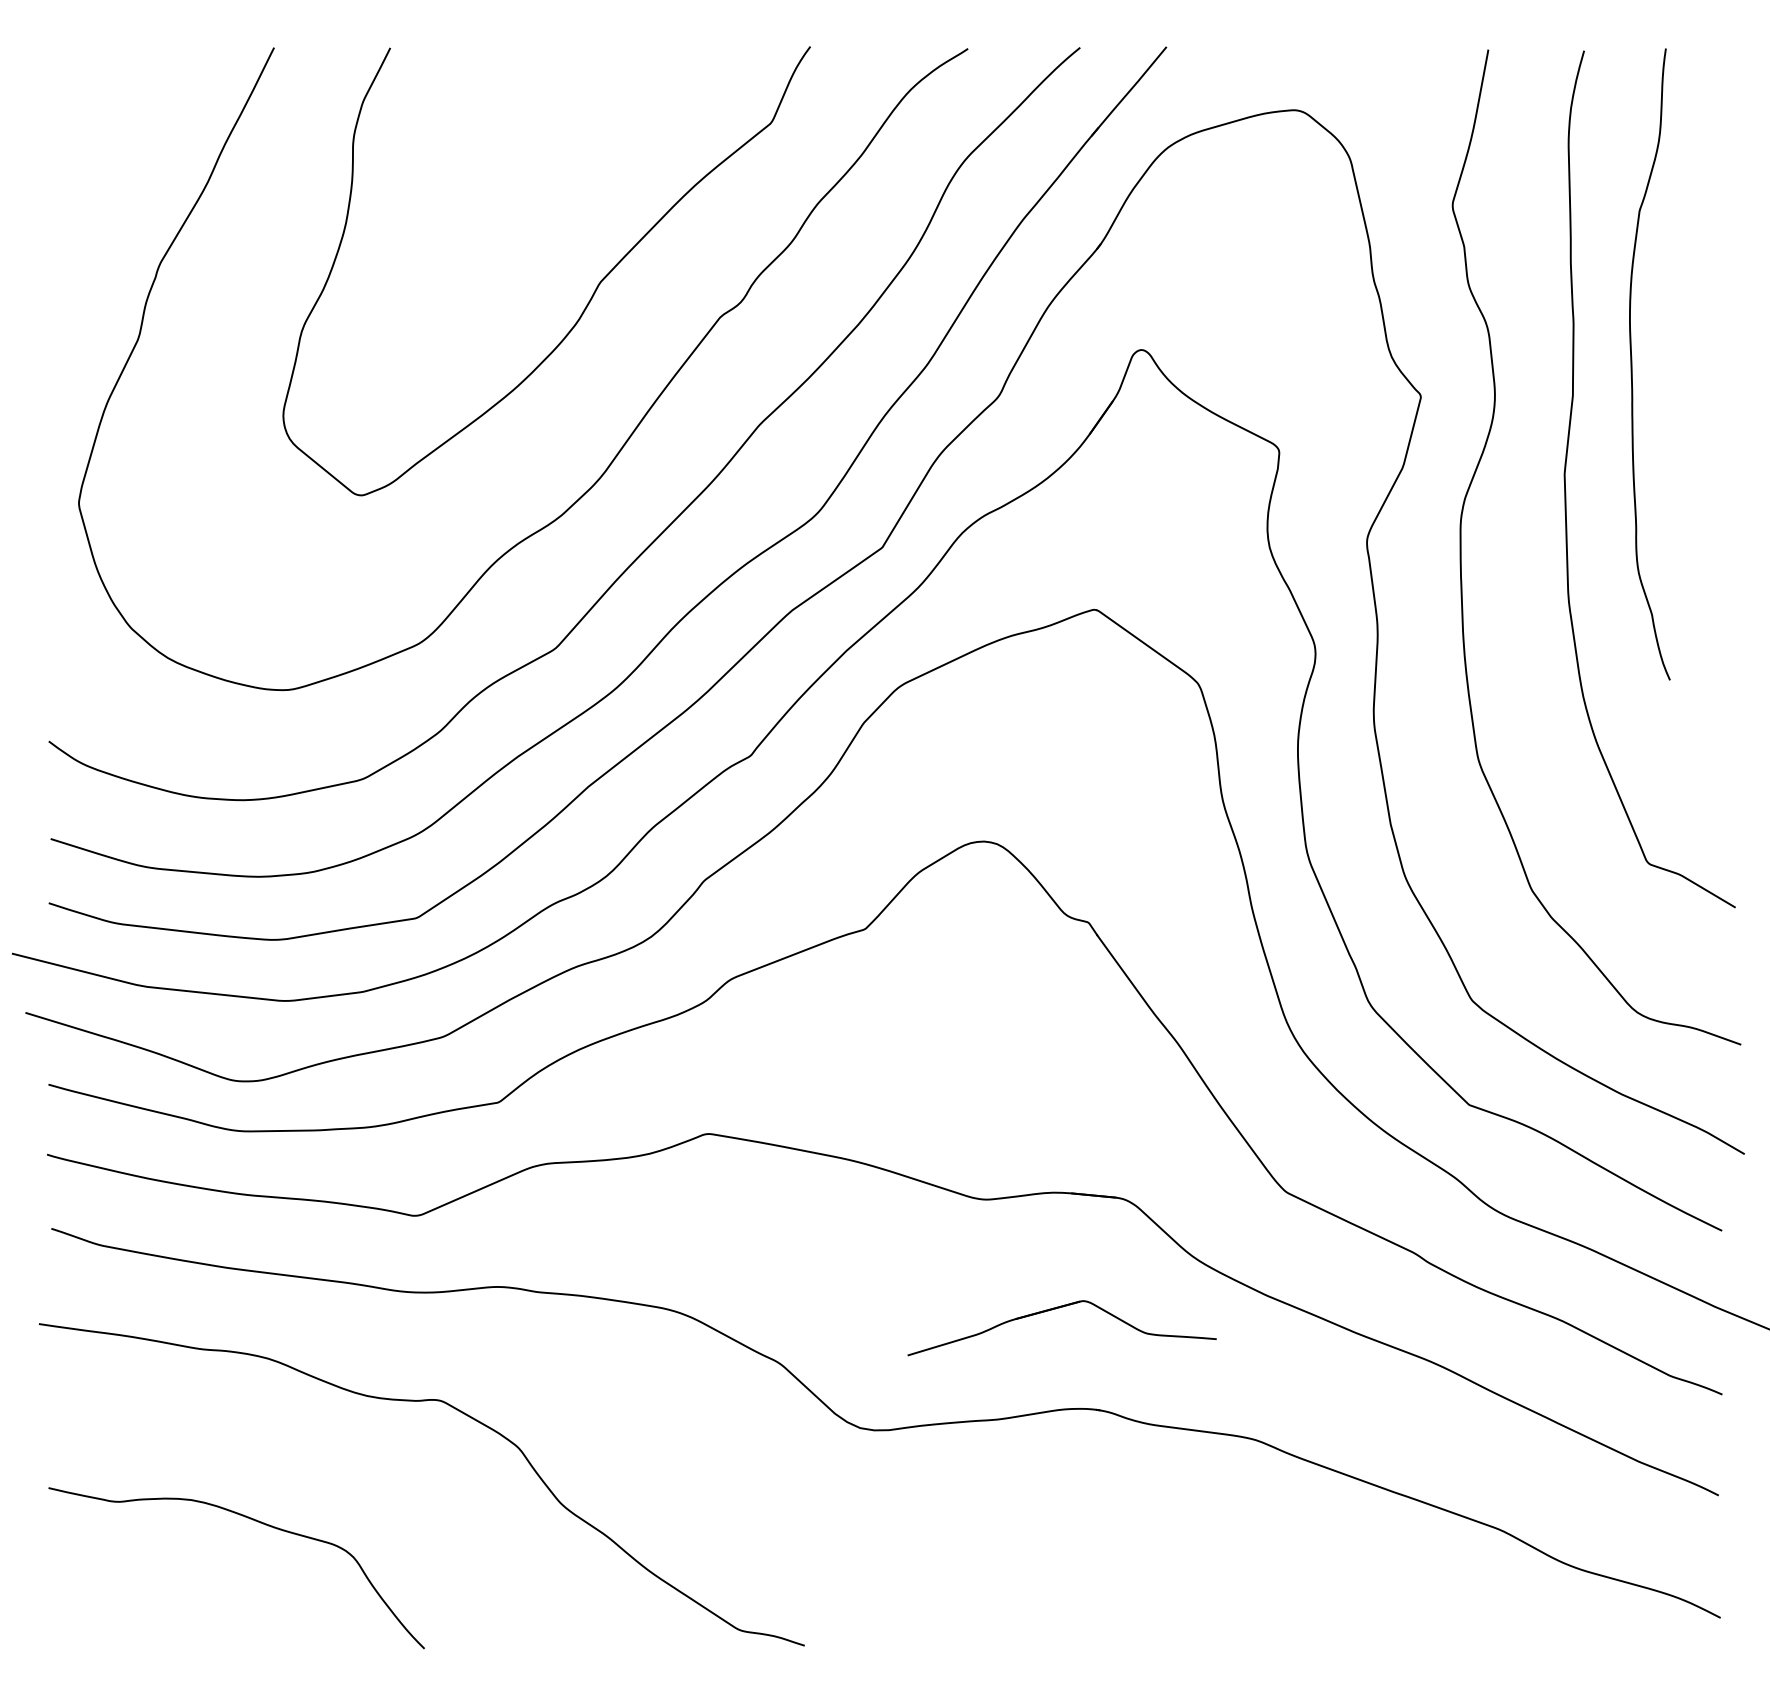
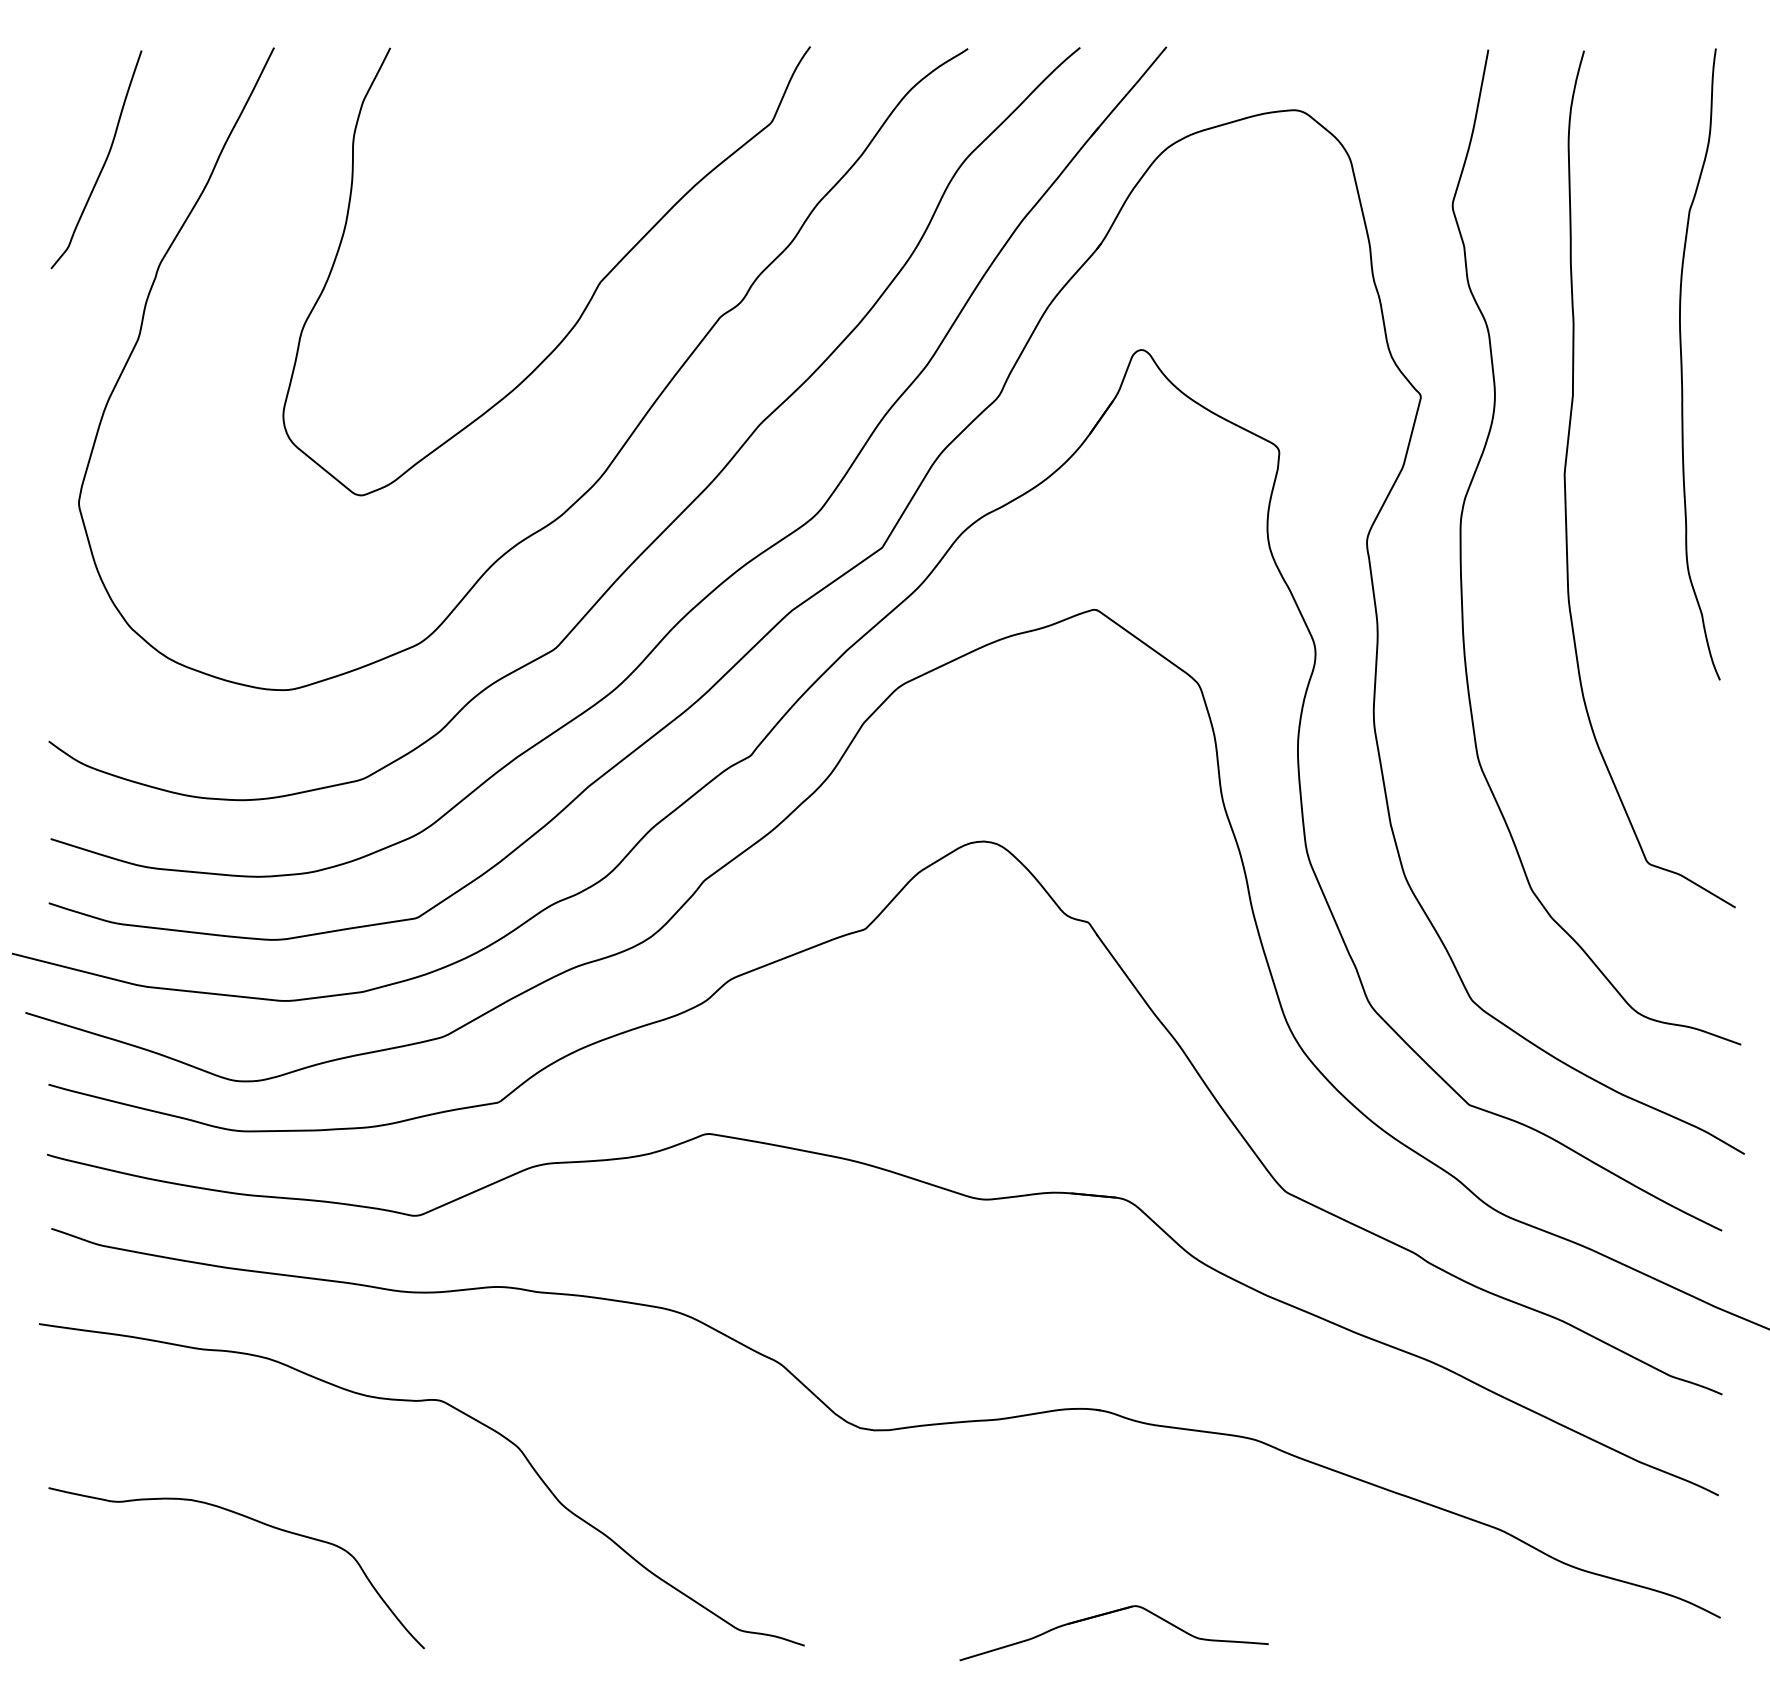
curve: none -> present (103, 163)
curve position: (1632, 364) -> (1682, 364) (1682, 364)
part position: (1055, 1309) -> (1107, 1614) (1107, 1614)
